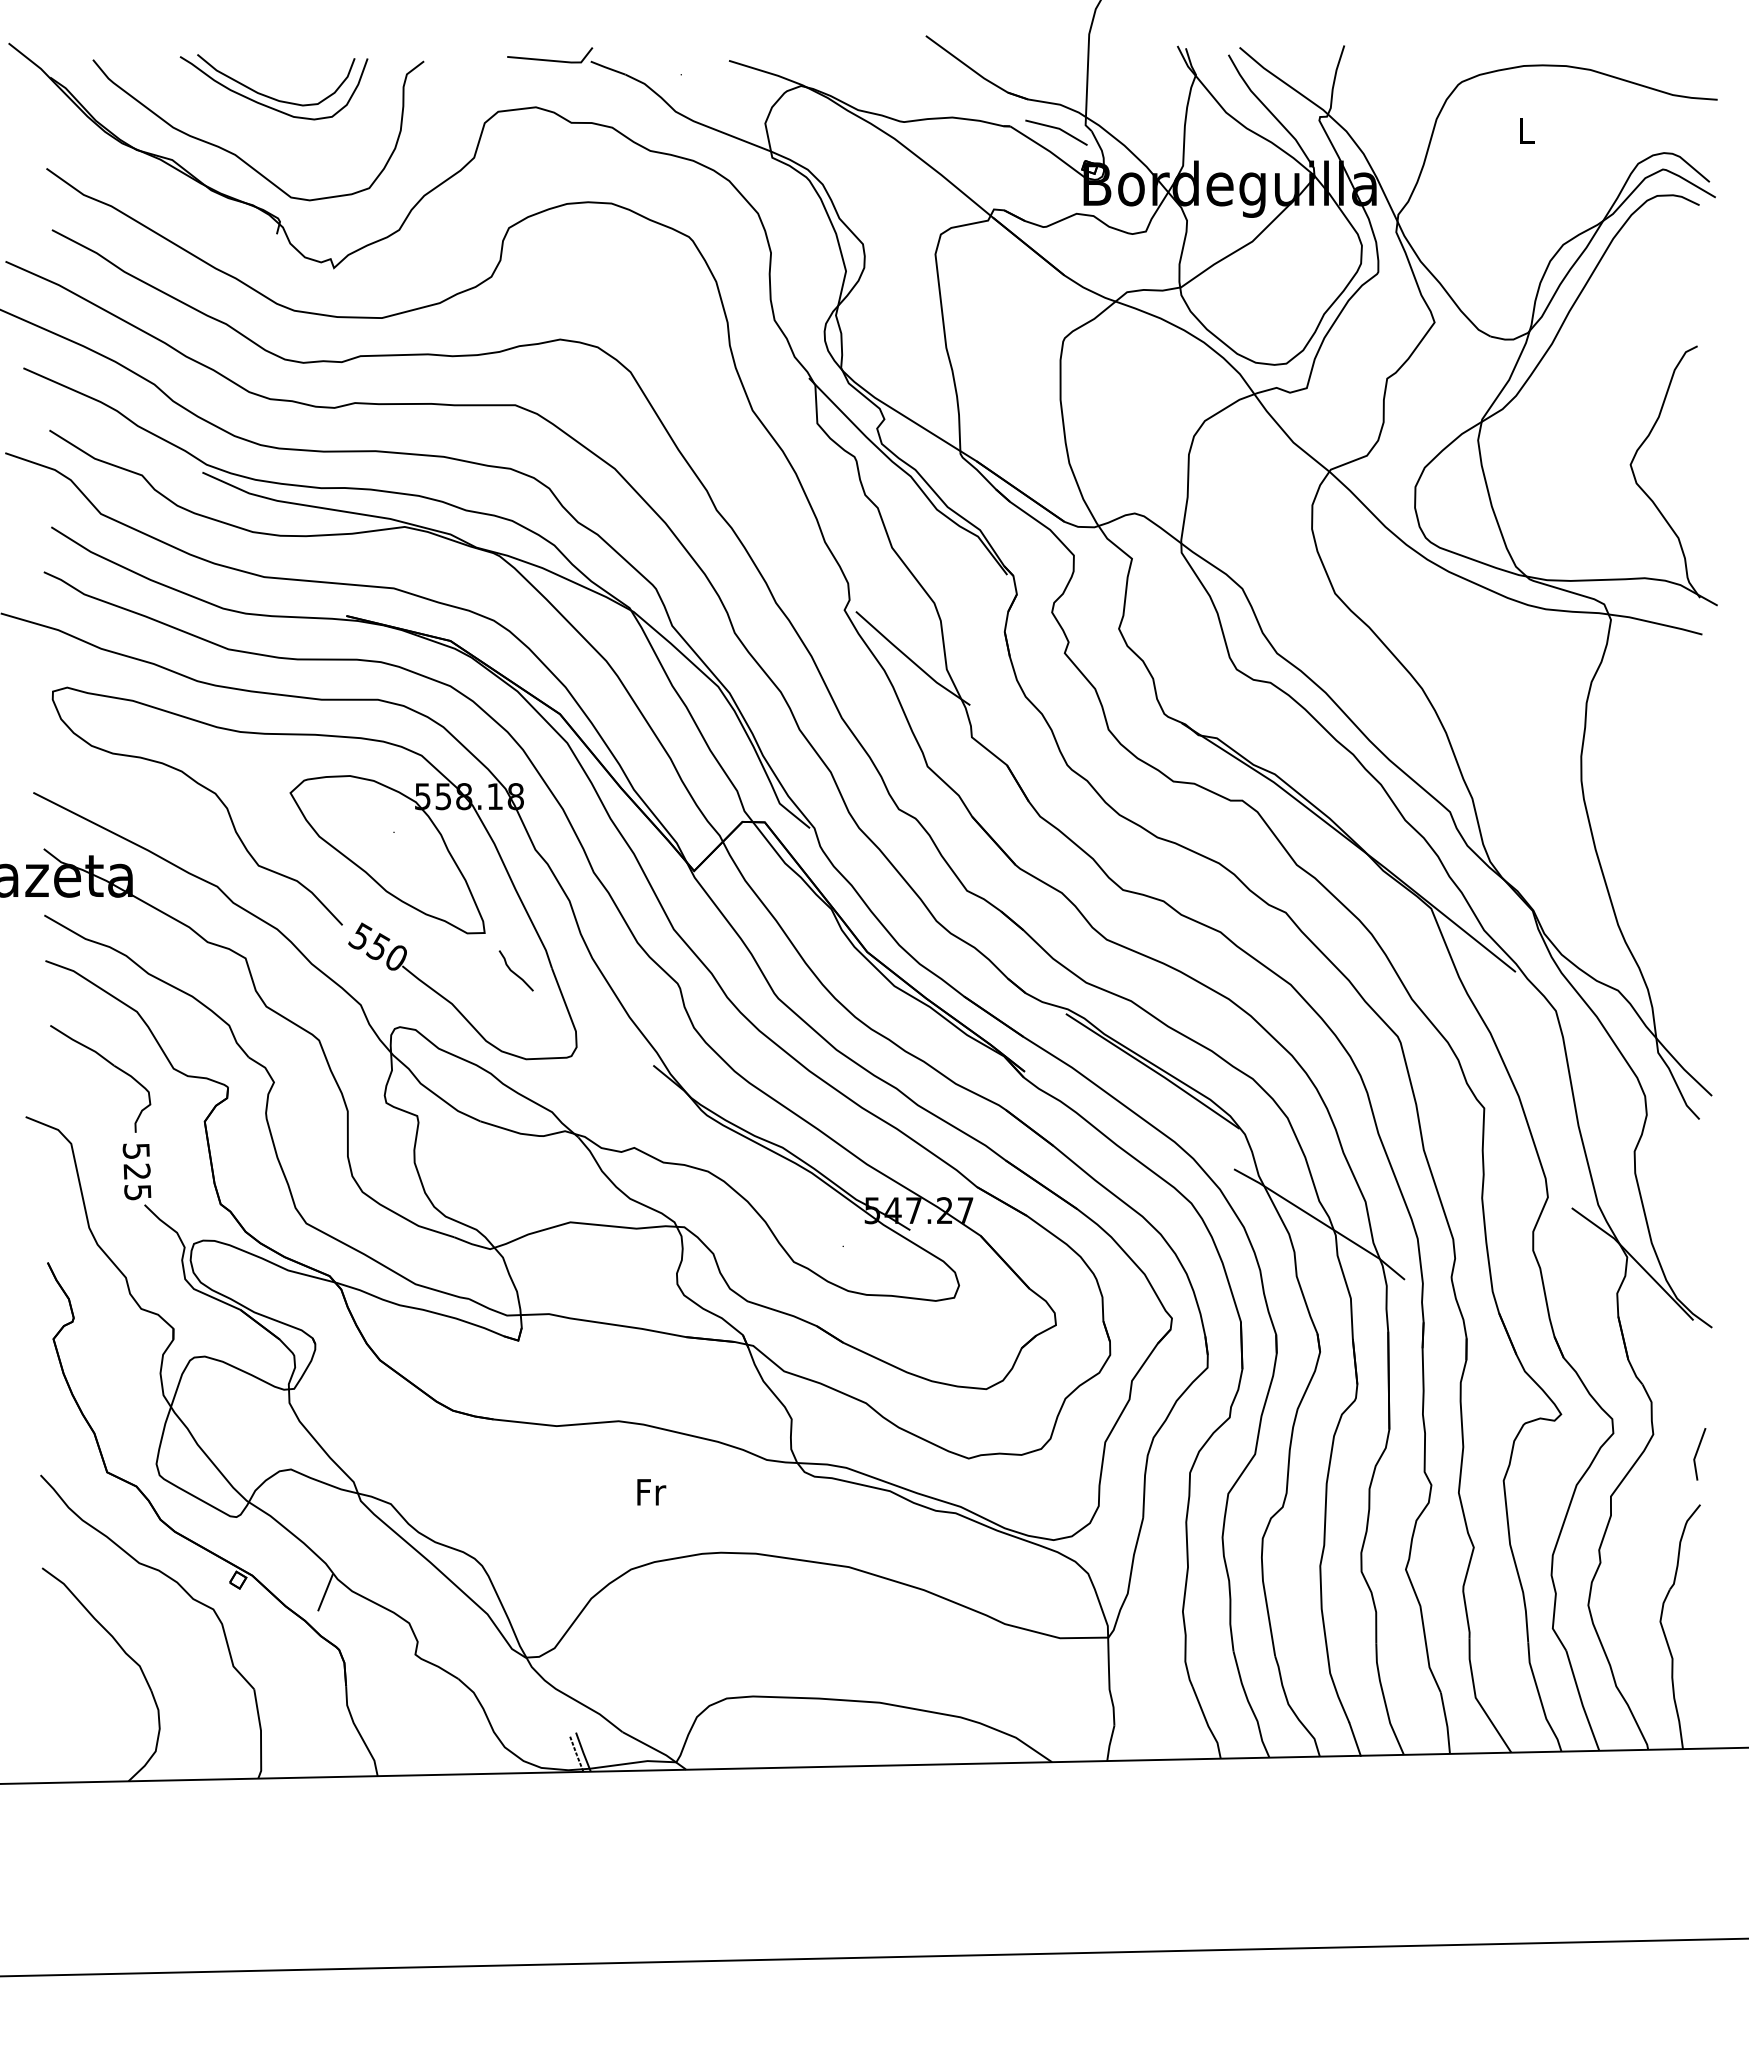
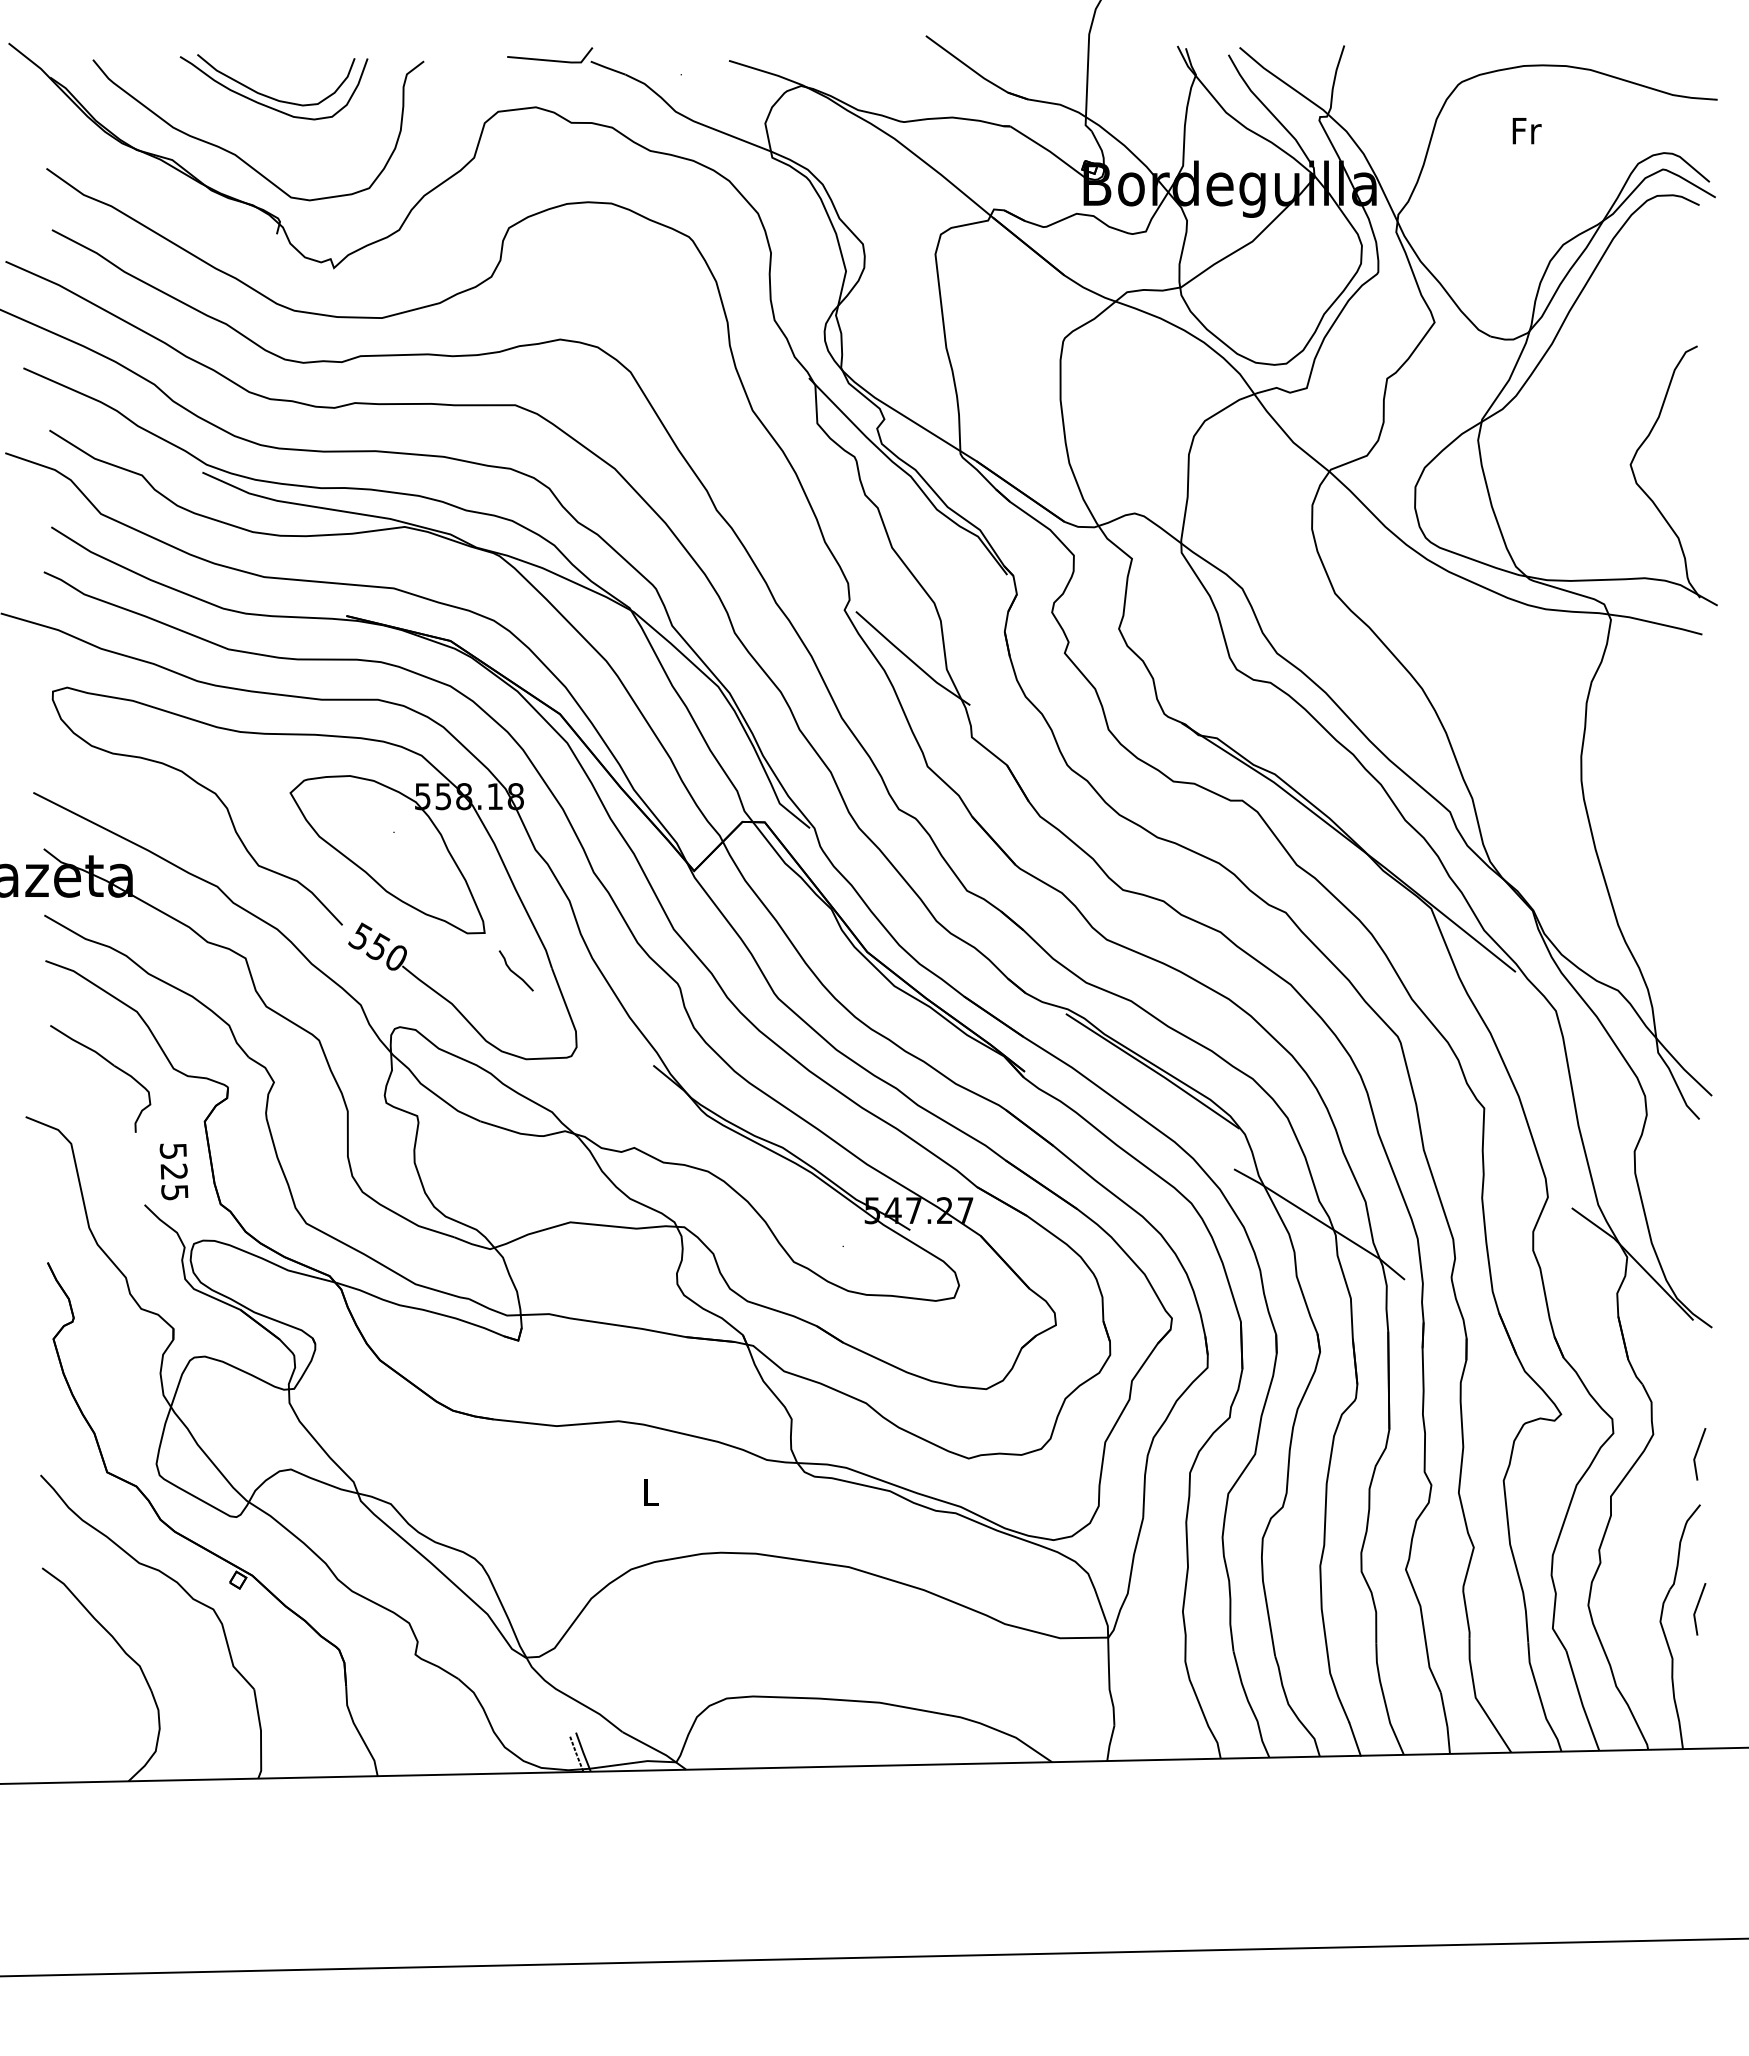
line: present -> none (1057, 129)
text: L -> Fr (1526, 131)
text position: (136, 1171) -> (173, 1171) (173, 1171)
text: Fr -> L (651, 1492)
line: present -> none (325, 1592)
line: none -> present (1697, 1608)
